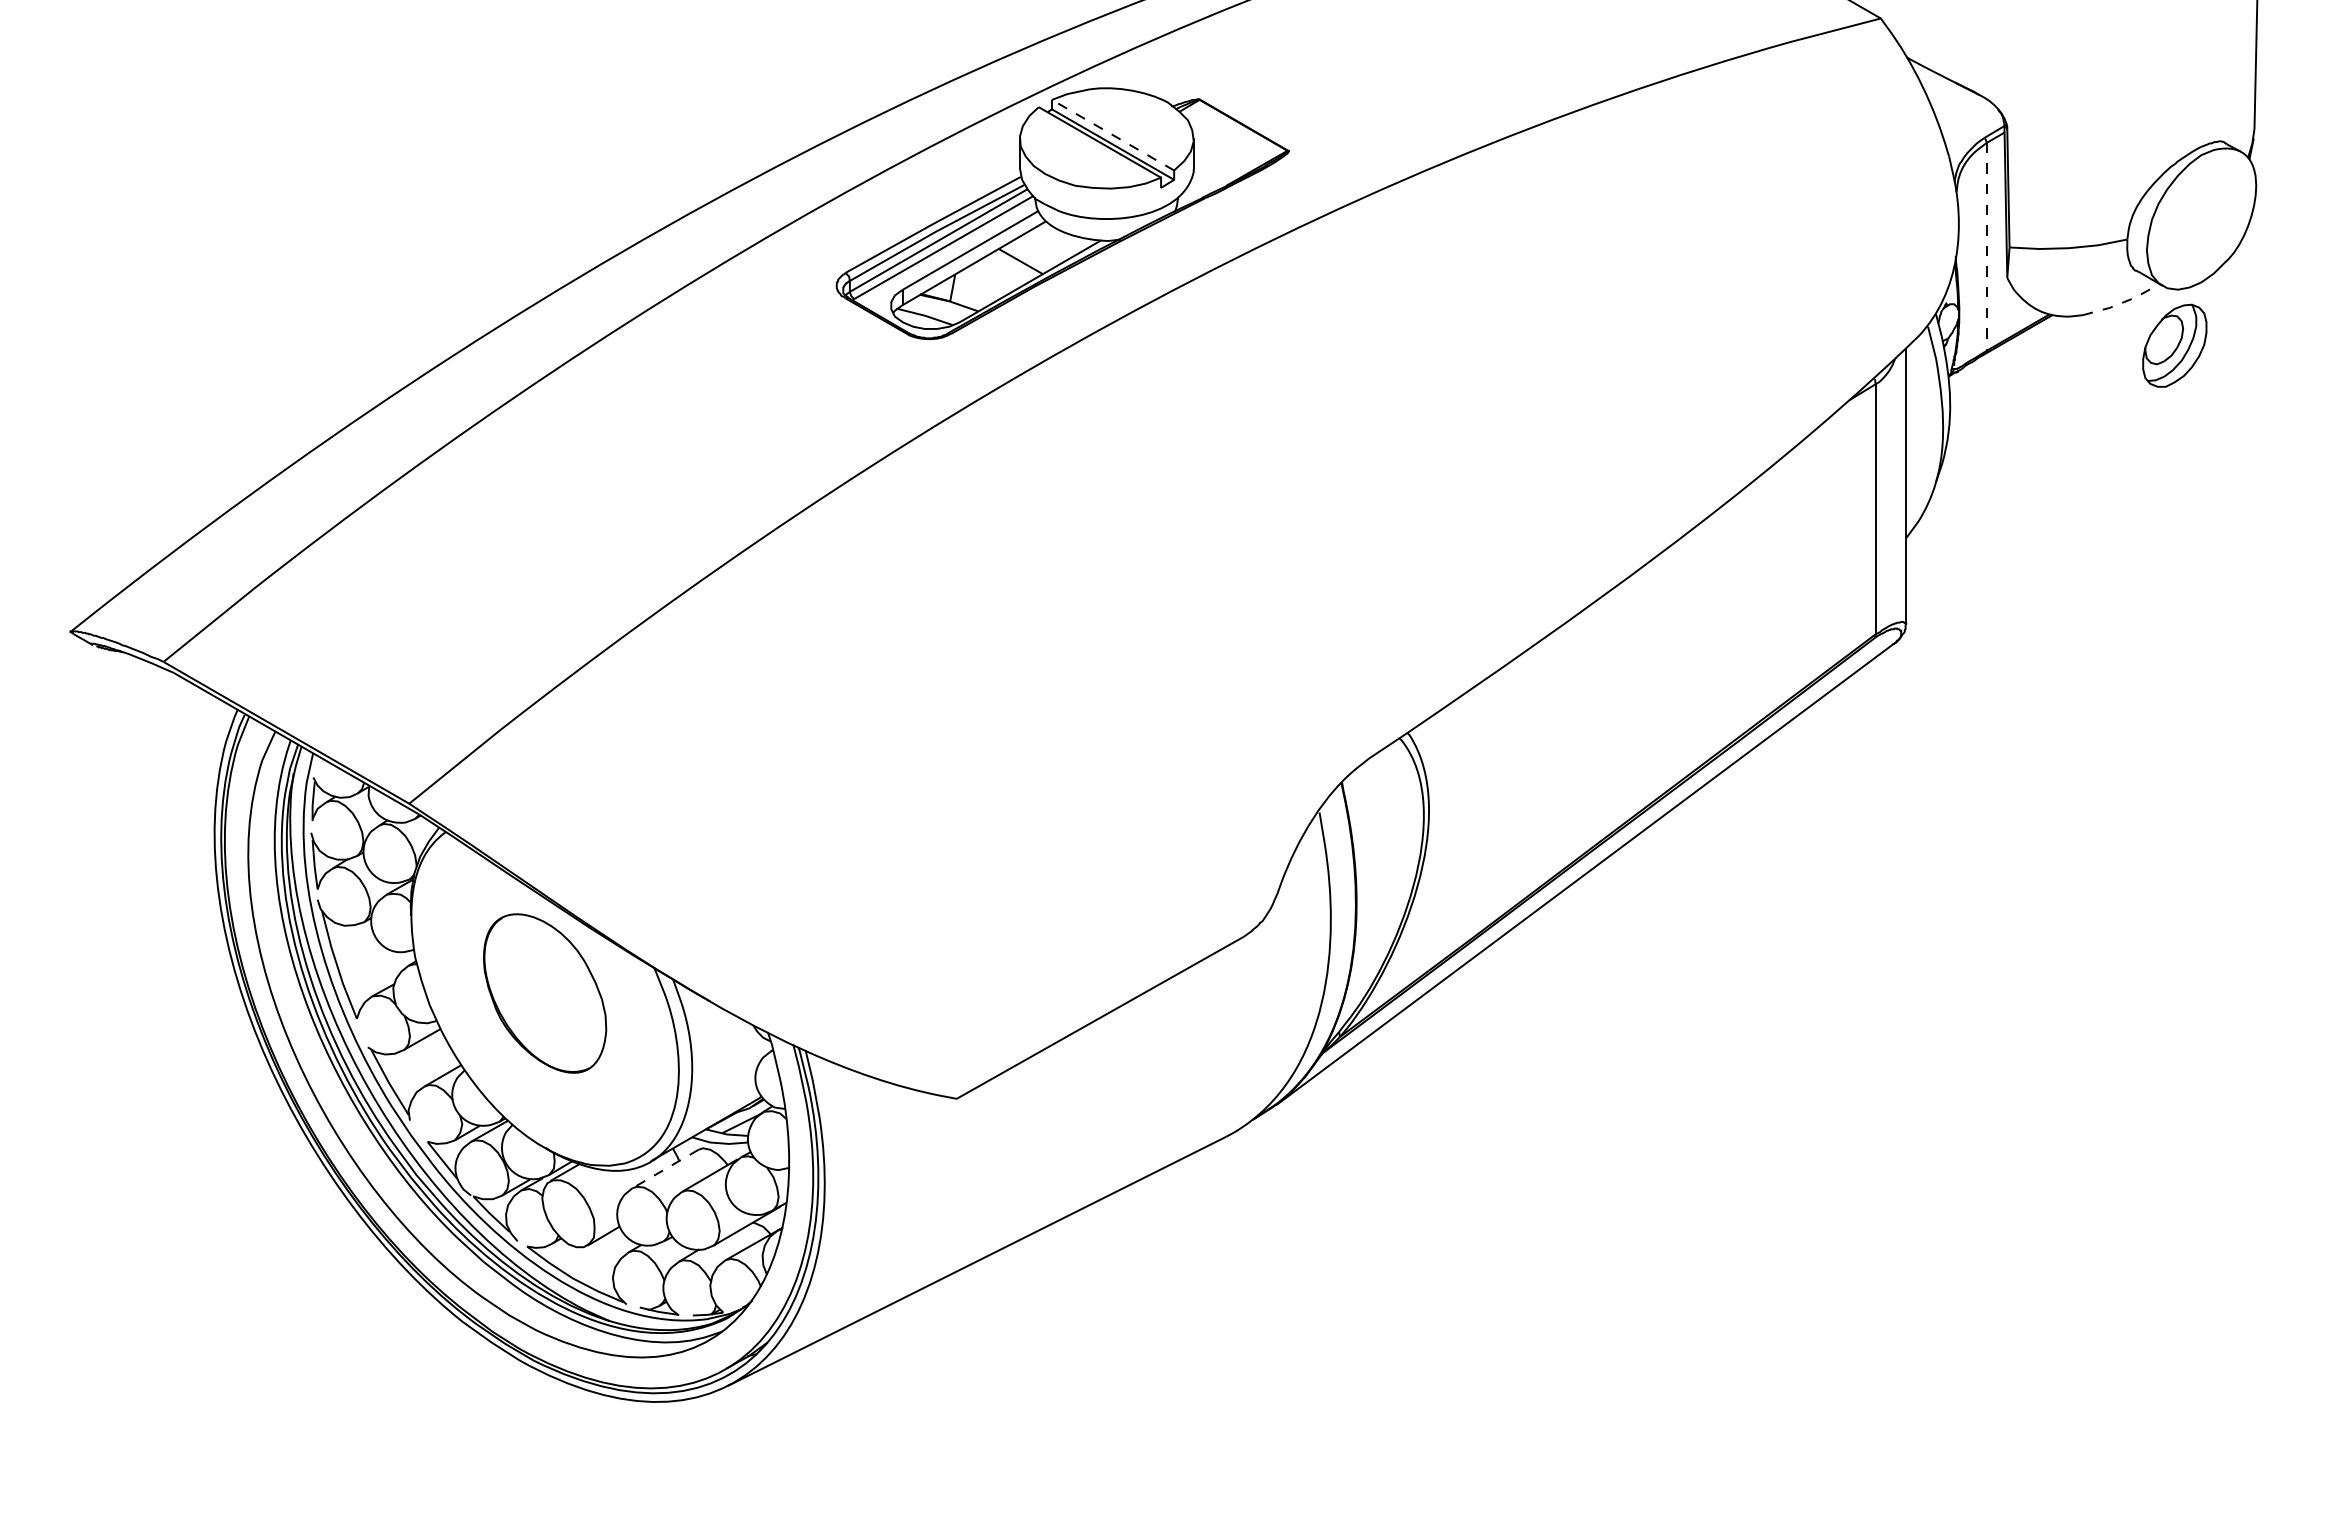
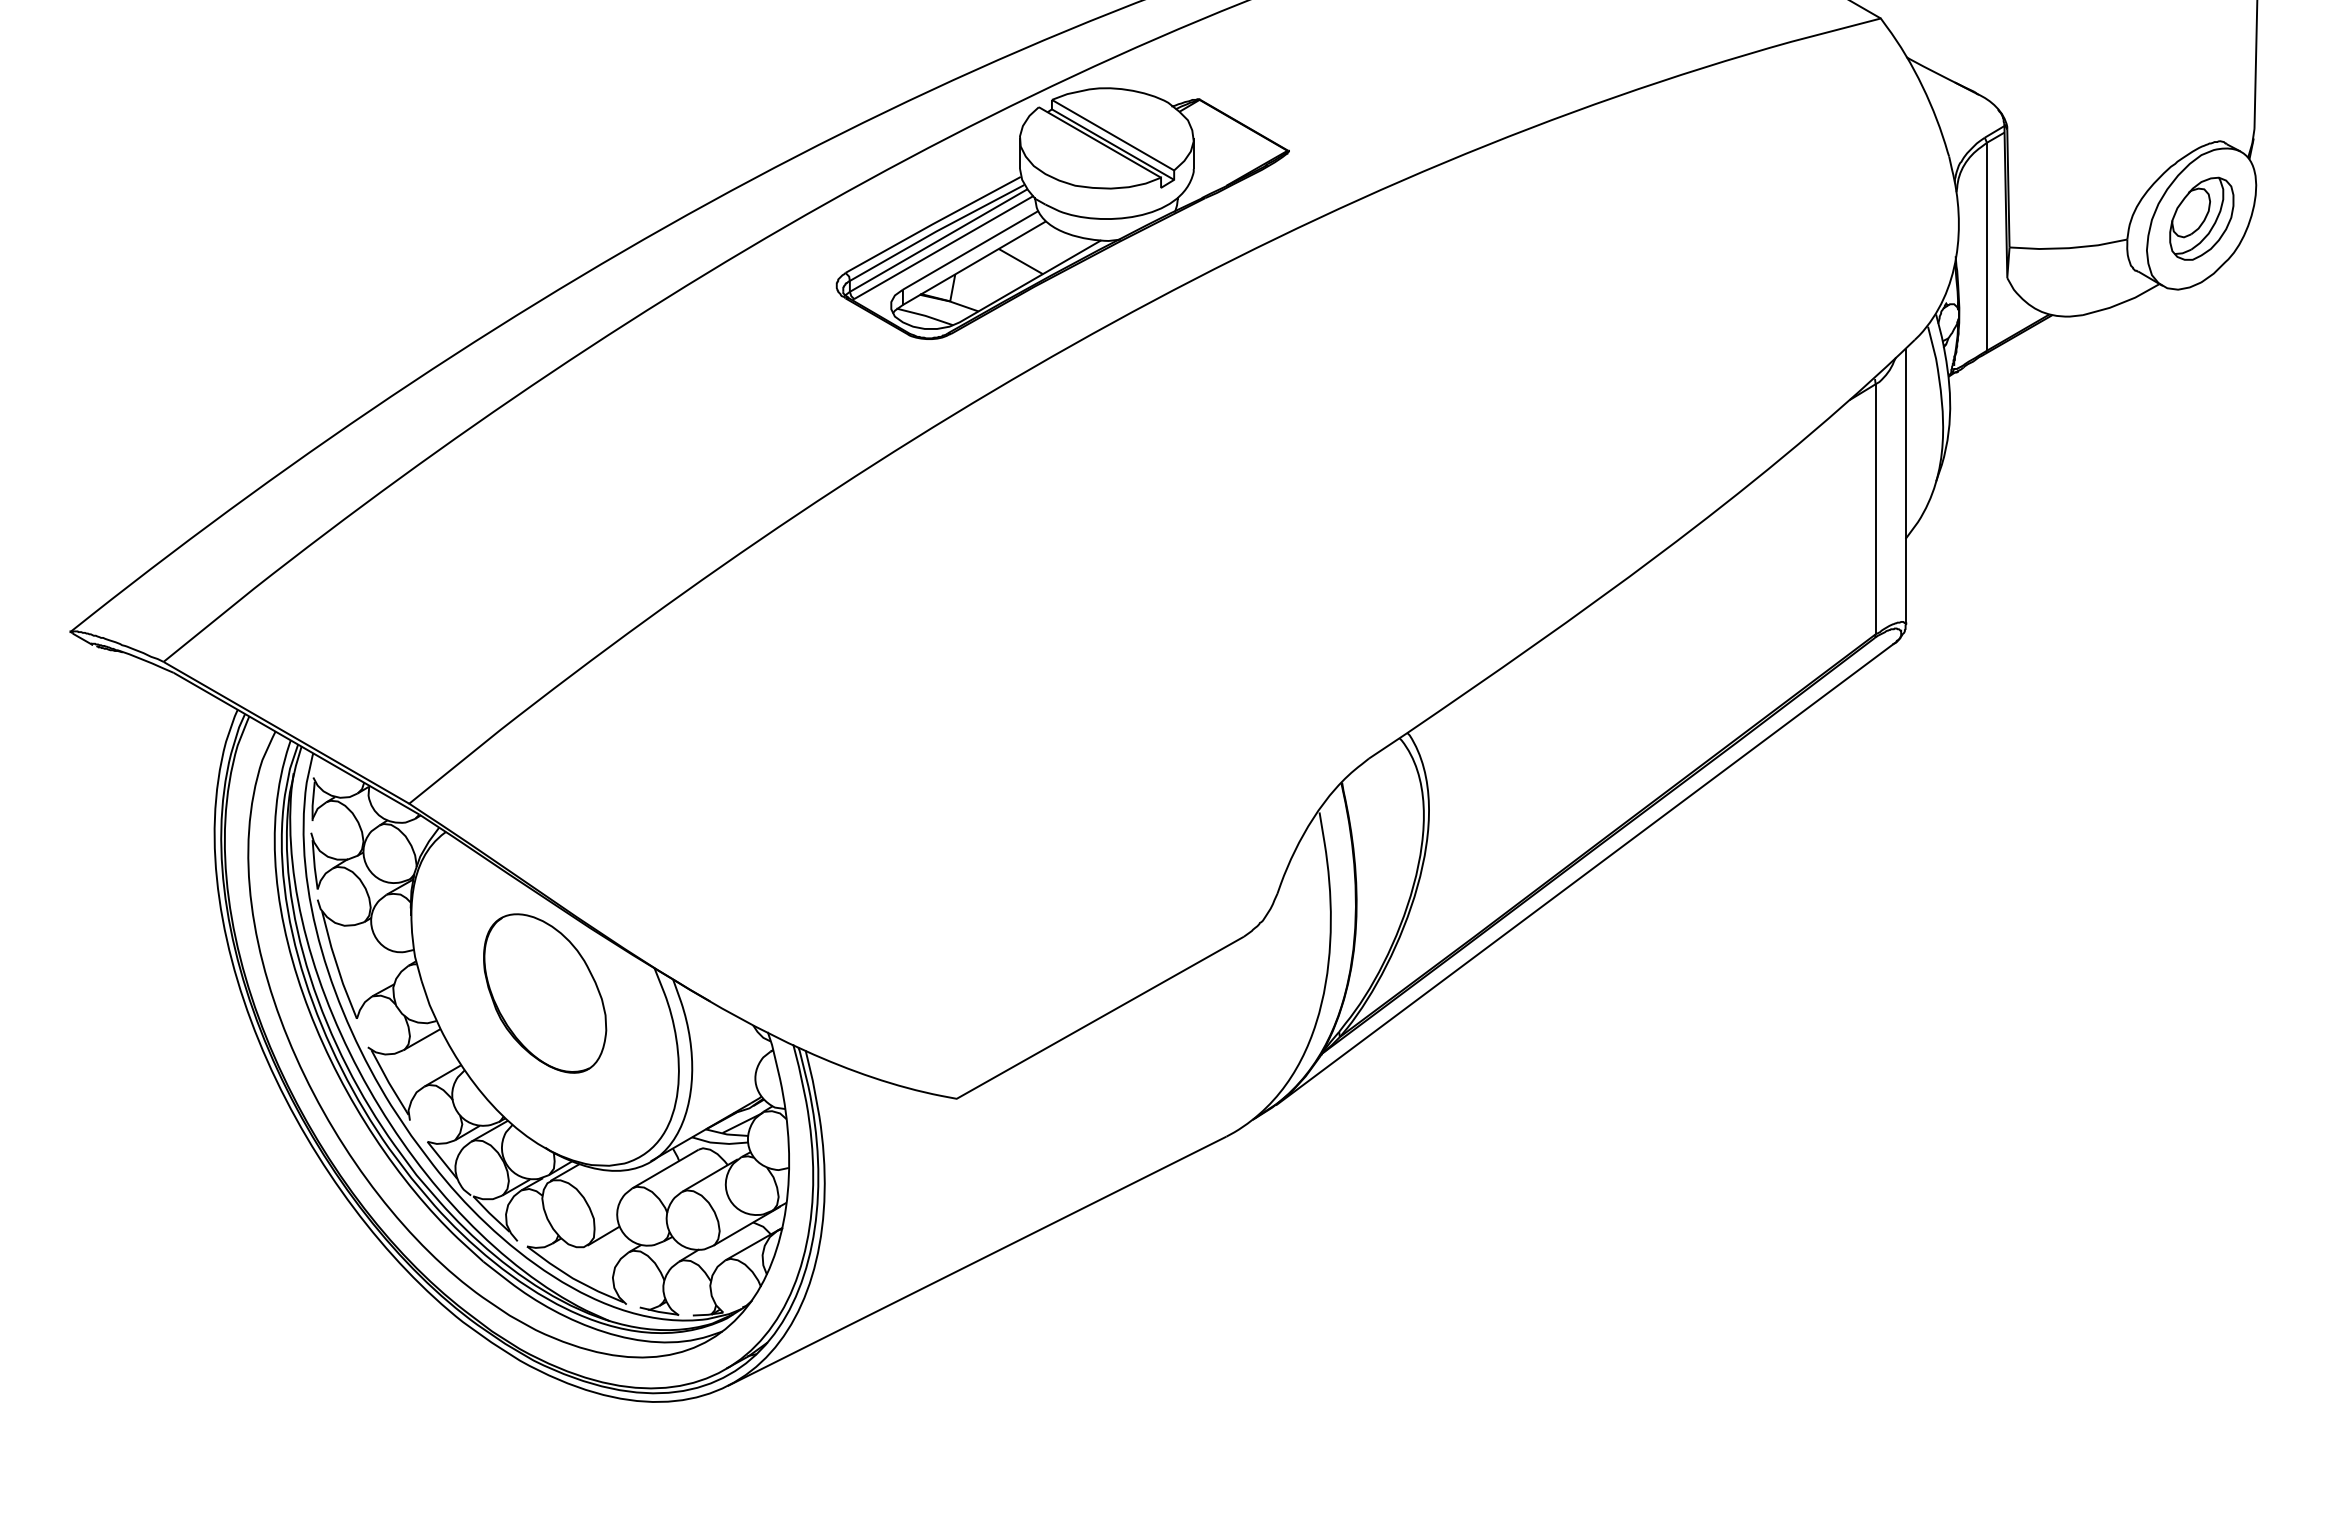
line: dashed -> solid (1113, 135)
line: dashed -> solid (1986, 246)
line: dashed -> solid (2123, 302)
part position: (2174, 345) -> (2201, 218) (2201, 218)
line: dashed -> solid (665, 1169)
